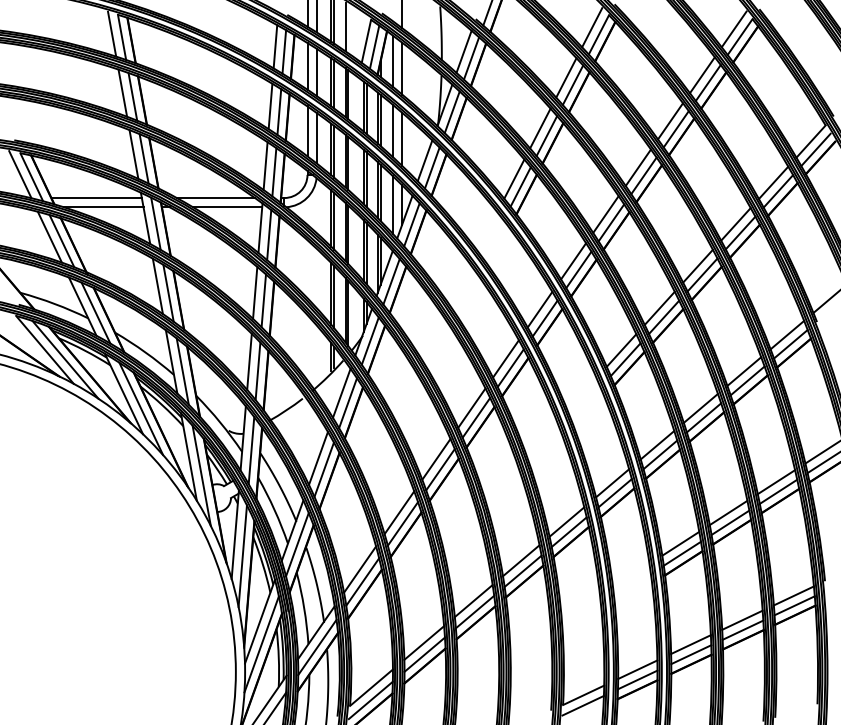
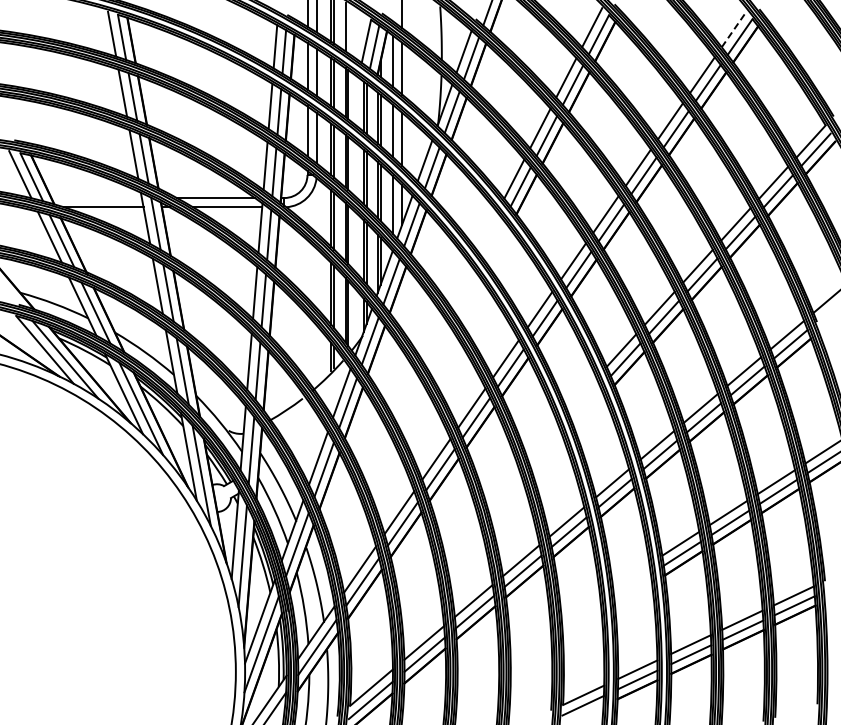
line: solid -> dashed (734, 29)
line: present -> none (96, 198)
